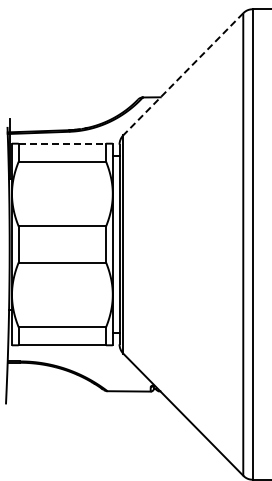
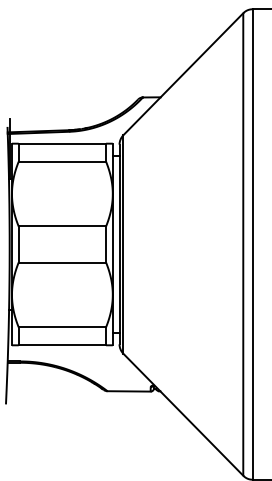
line: dashed -> solid (183, 74)
line: dashed -> solid (62, 143)
